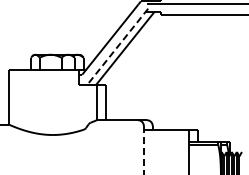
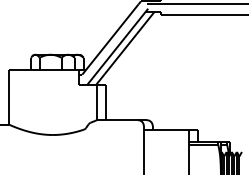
line: dashed -> solid (117, 46)
line: dashed -> solid (143, 151)
